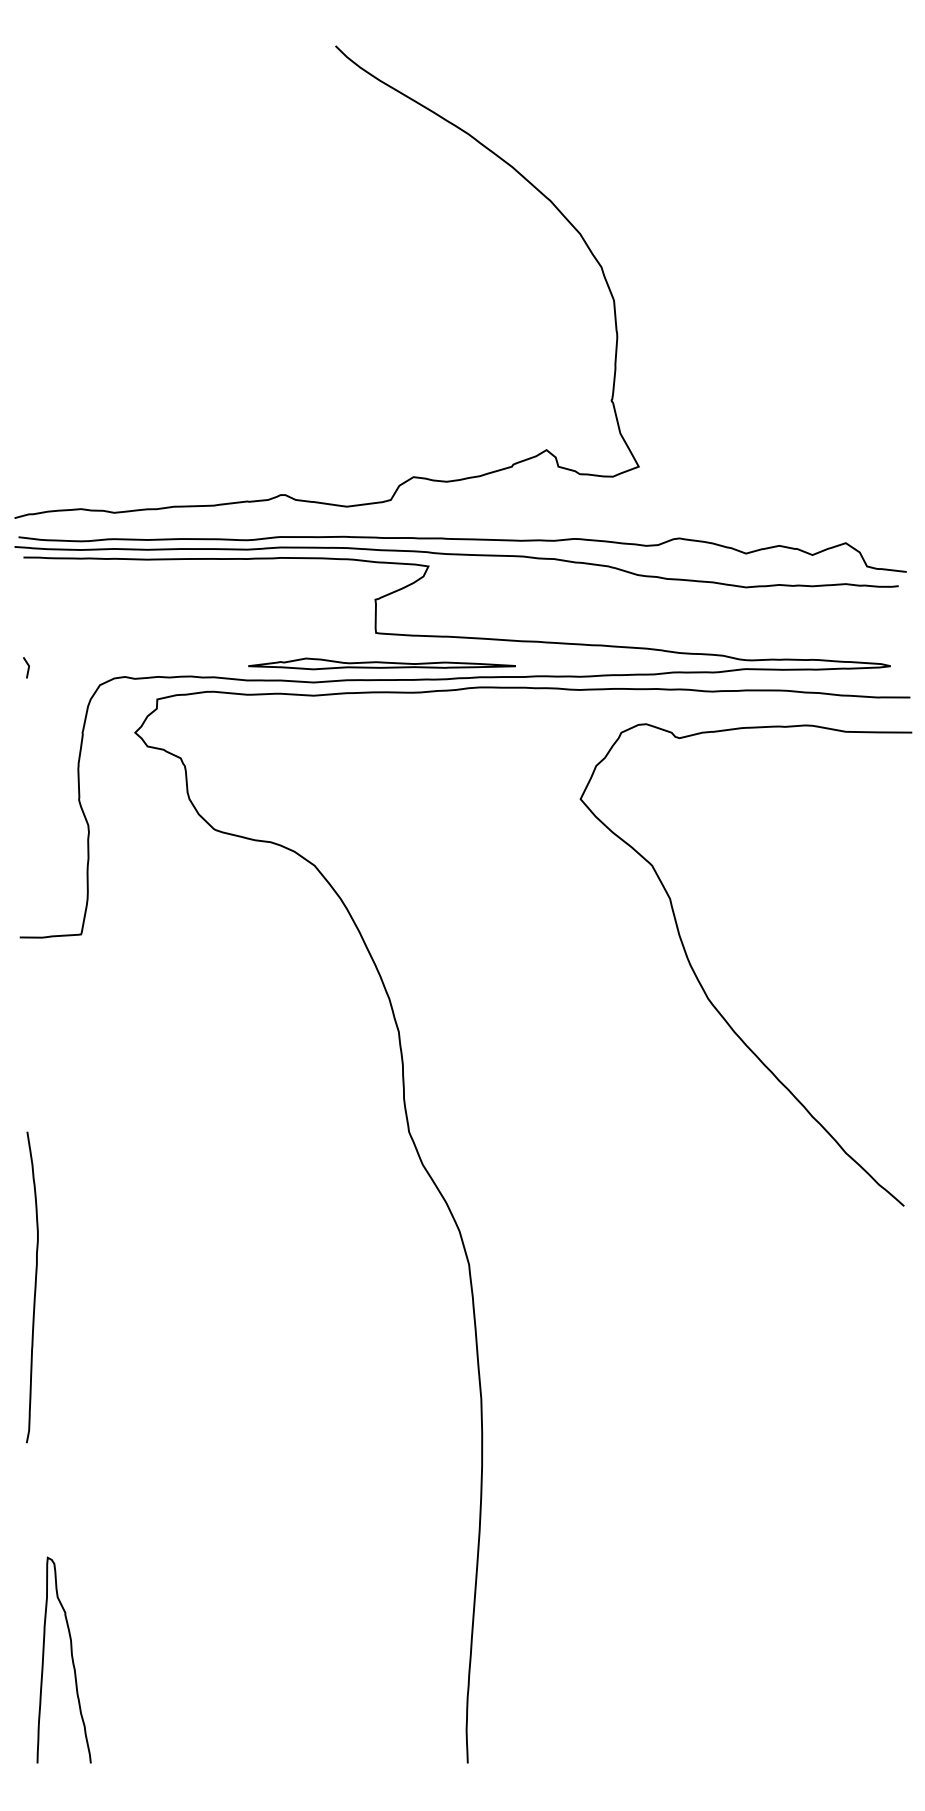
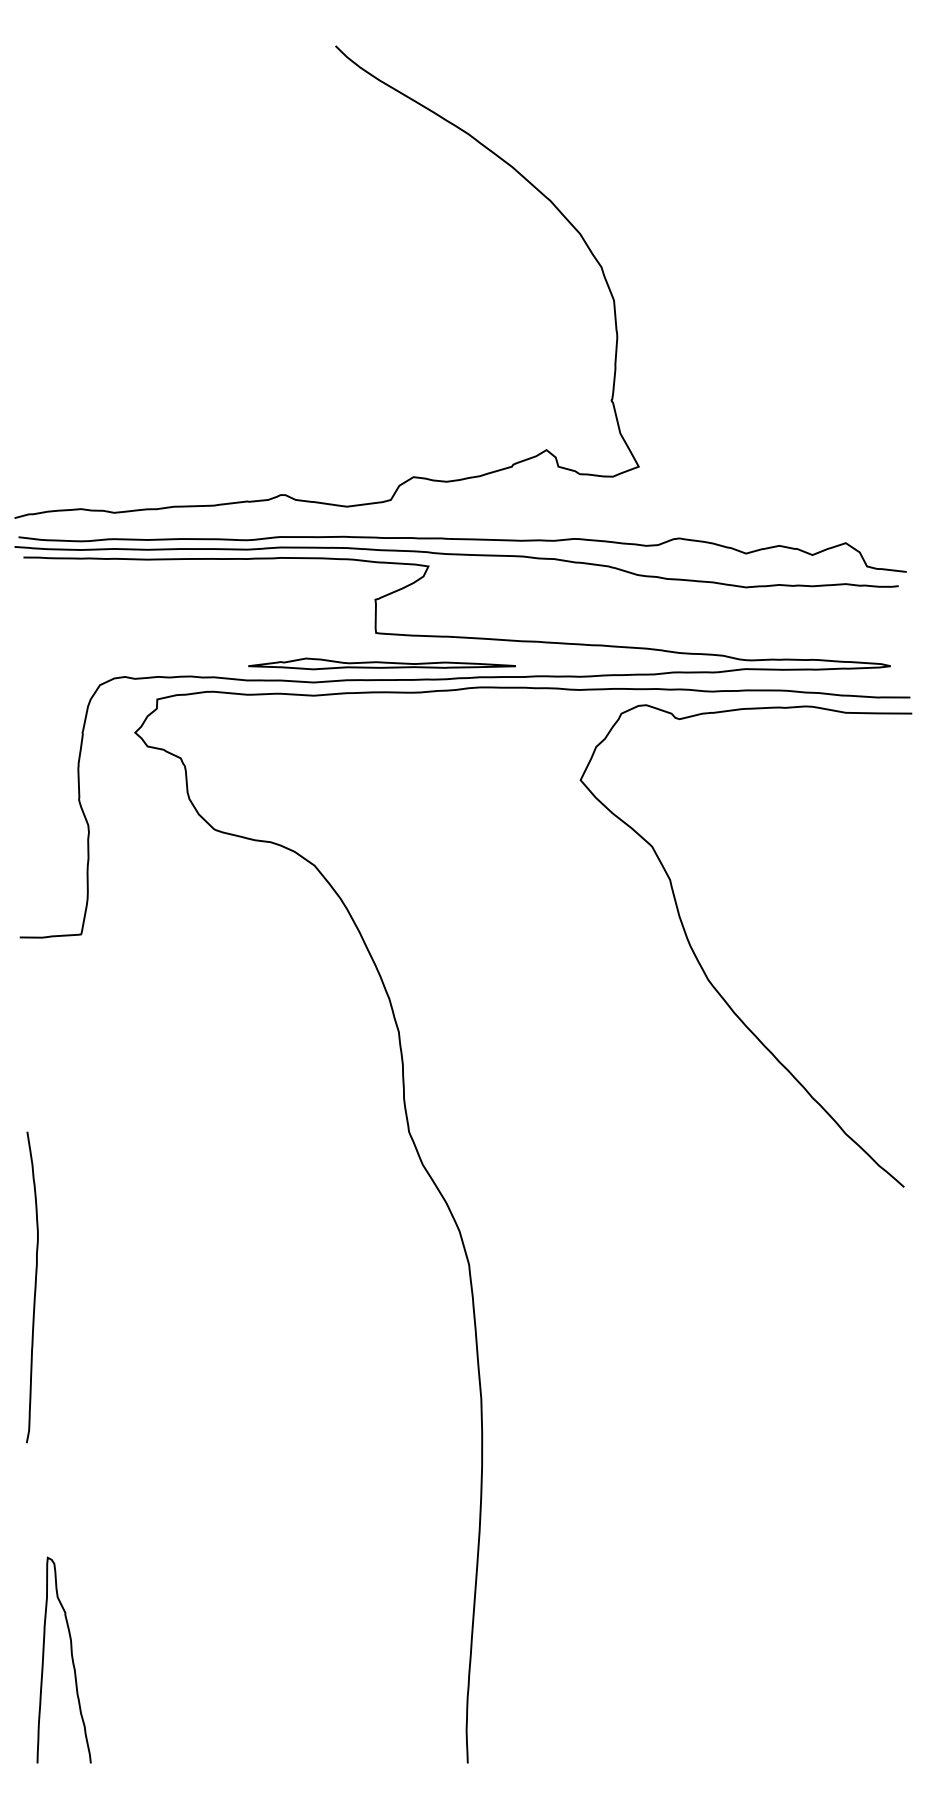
line: present -> none (27, 668)
curve position: (702, 985) -> (702, 966) (702, 966)
